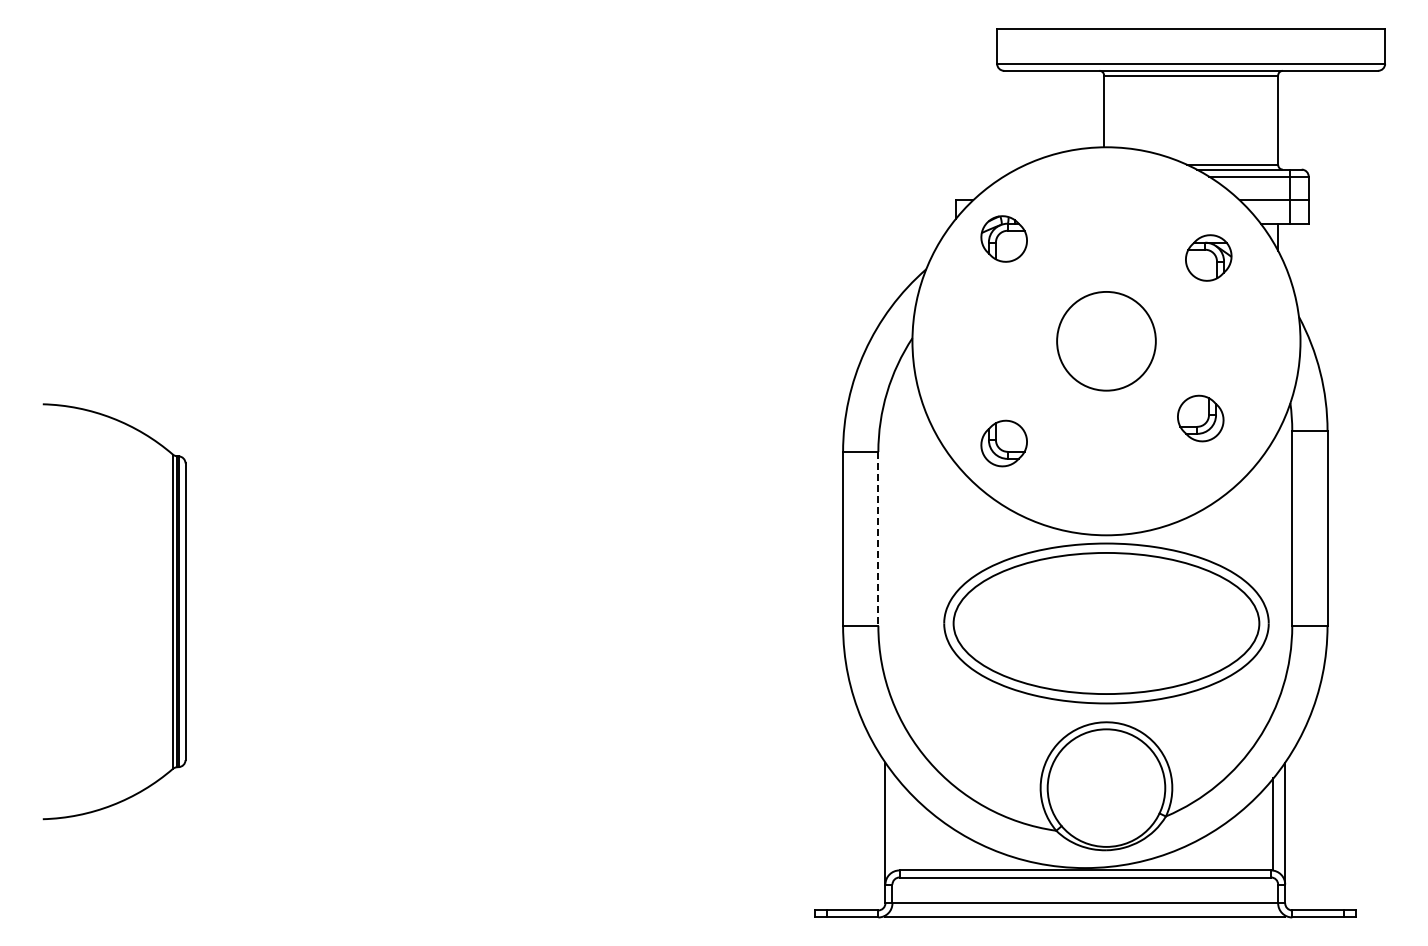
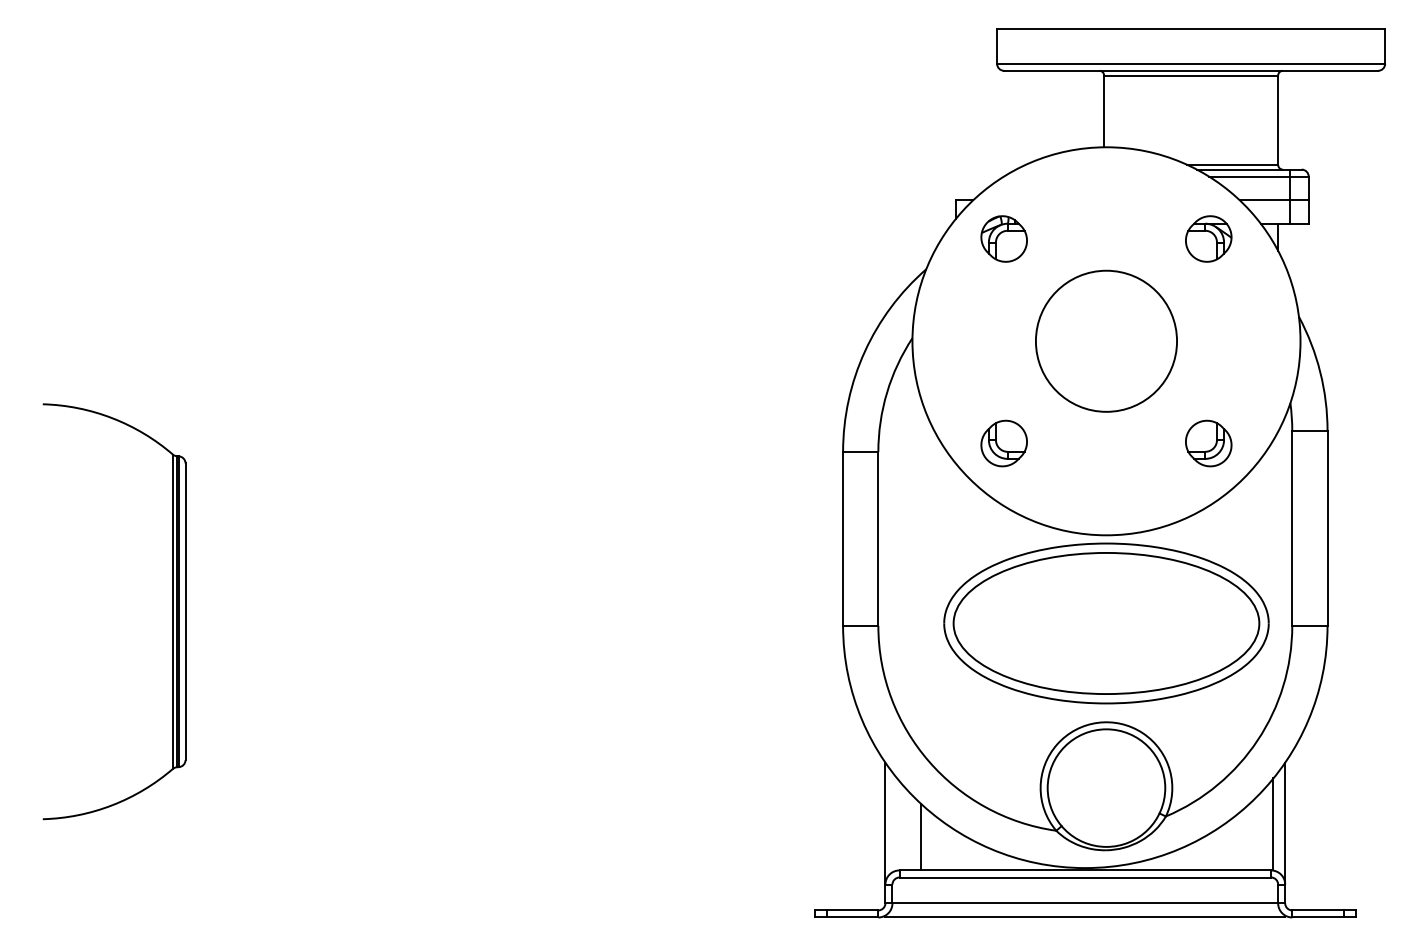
part position: (1208, 257) -> (1208, 238) (1208, 238)
circle diameter: 99 px -> 141 px (1106, 340)
part position: (1200, 418) -> (1208, 443) (1208, 443)
line: dashed -> solid (878, 538)
line: none -> present (920, 836)
